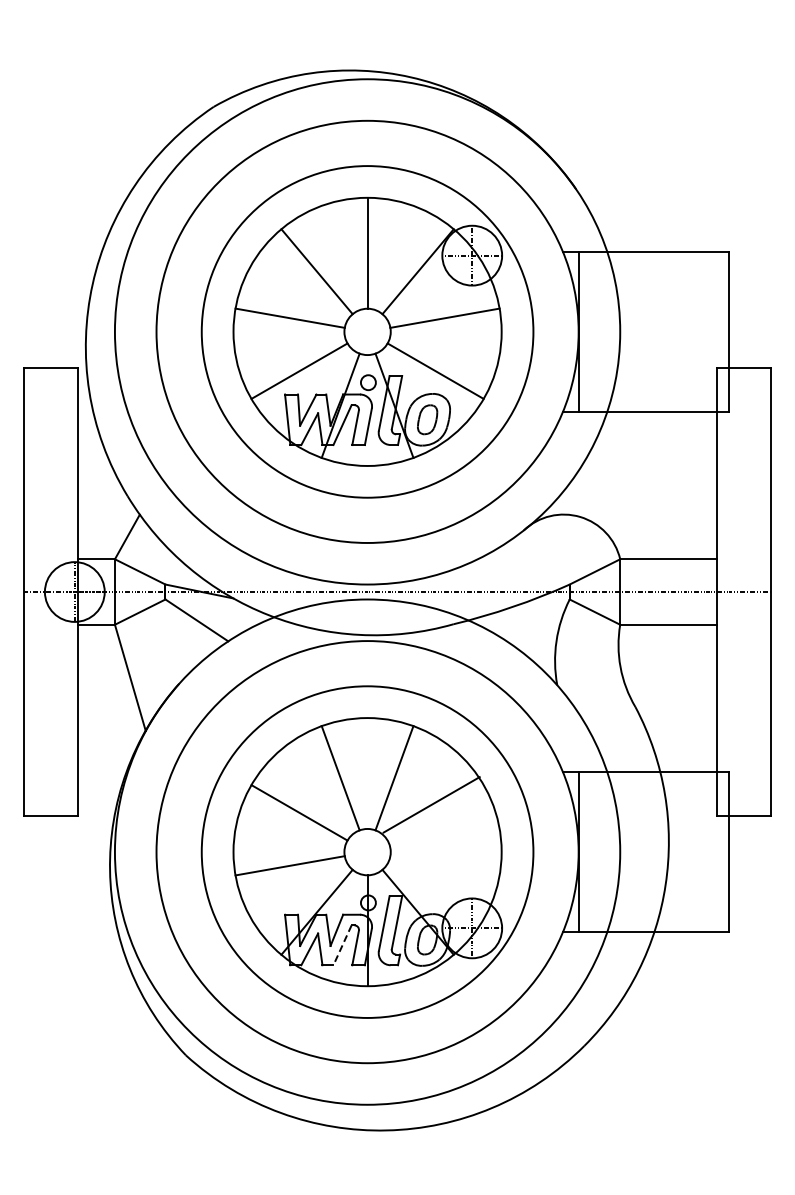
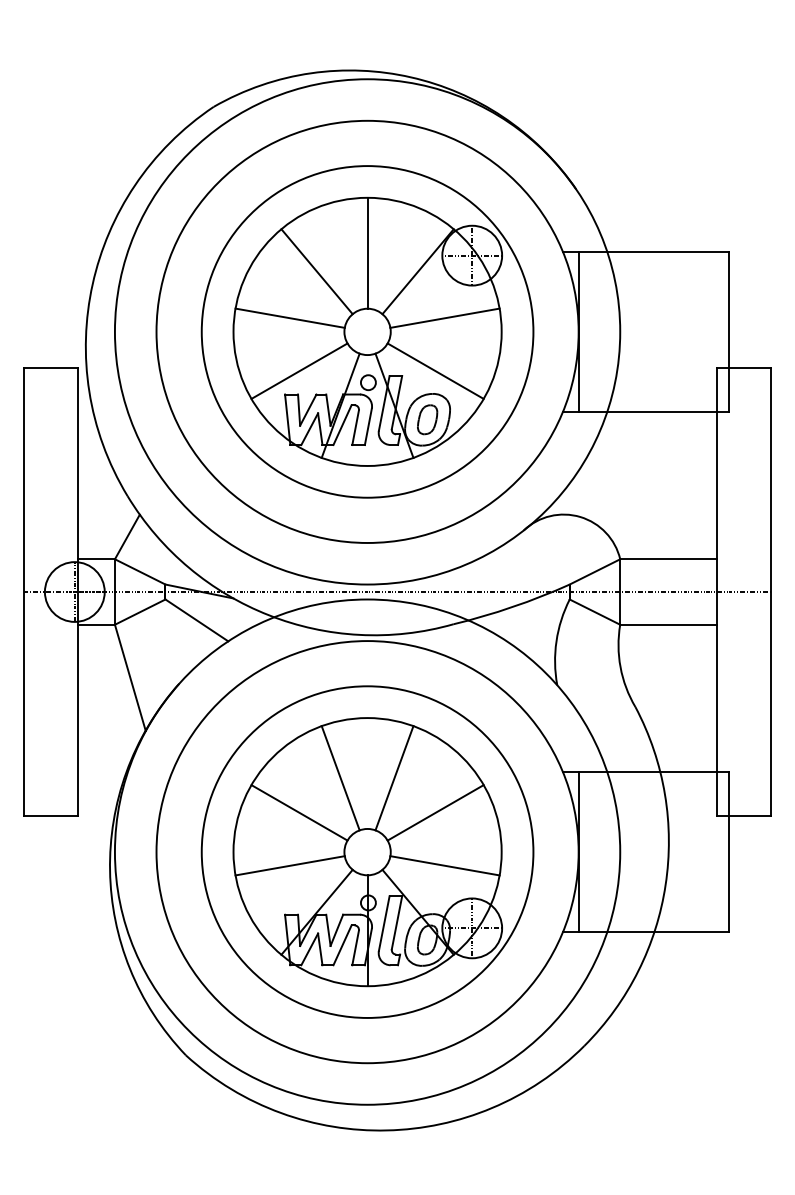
line position: (431, 804) -> (435, 812) (435, 812)
line: none -> present (444, 865)
line: dashed -> solid (342, 945)
